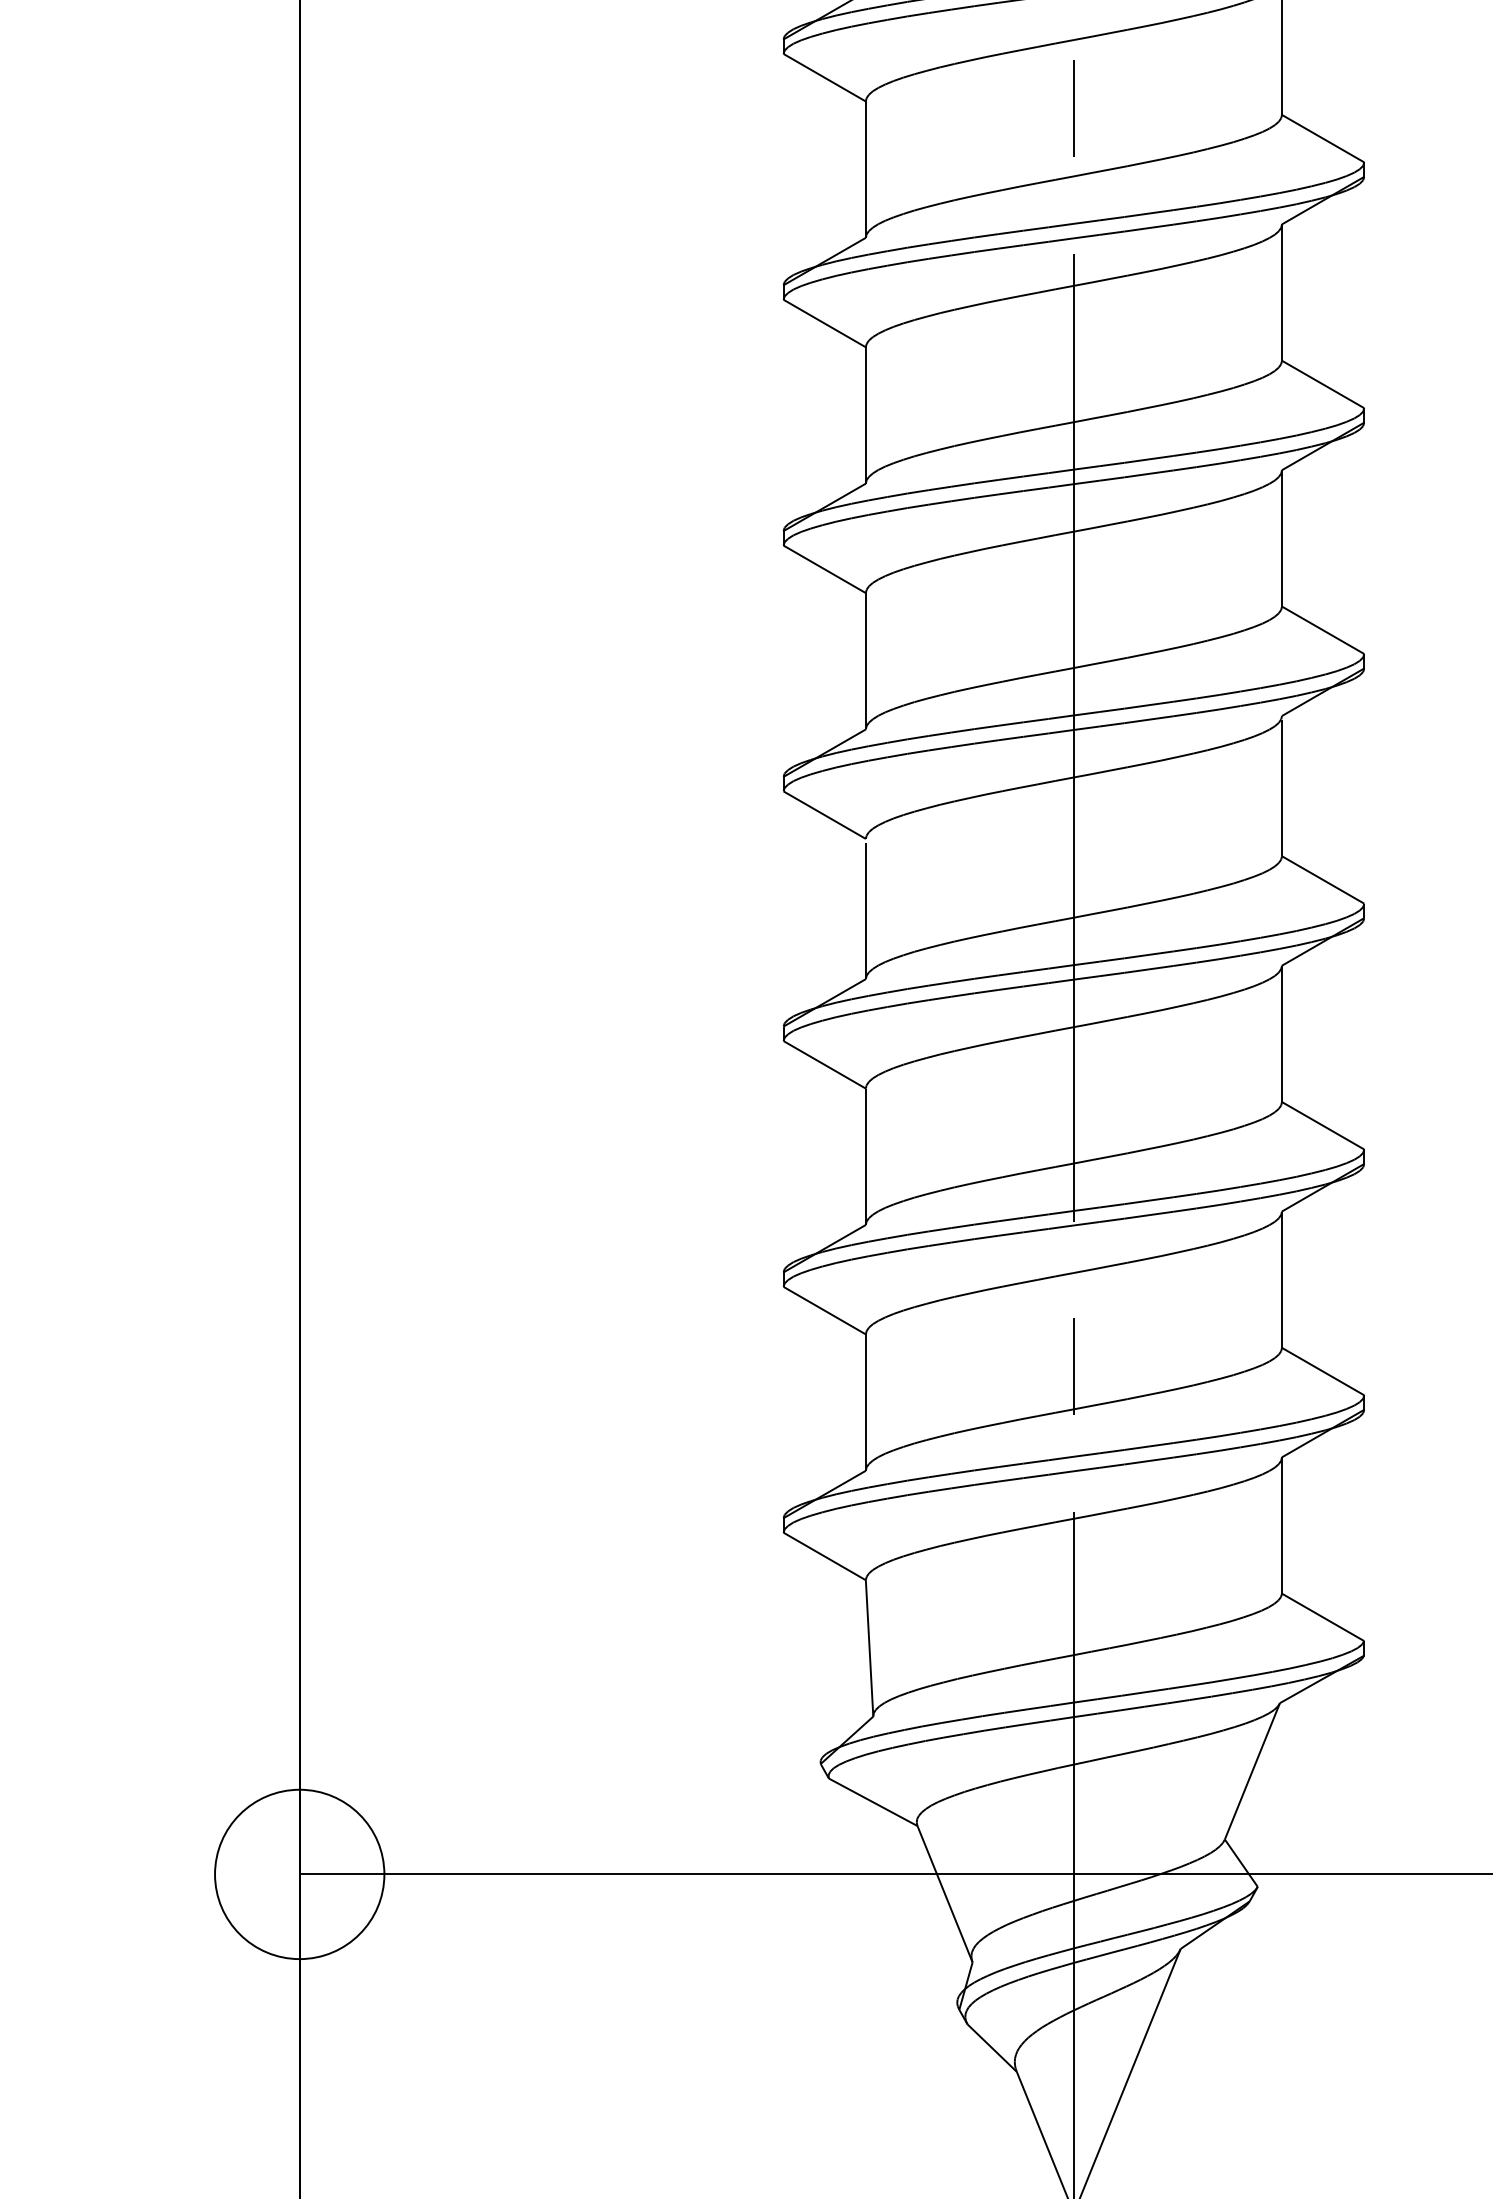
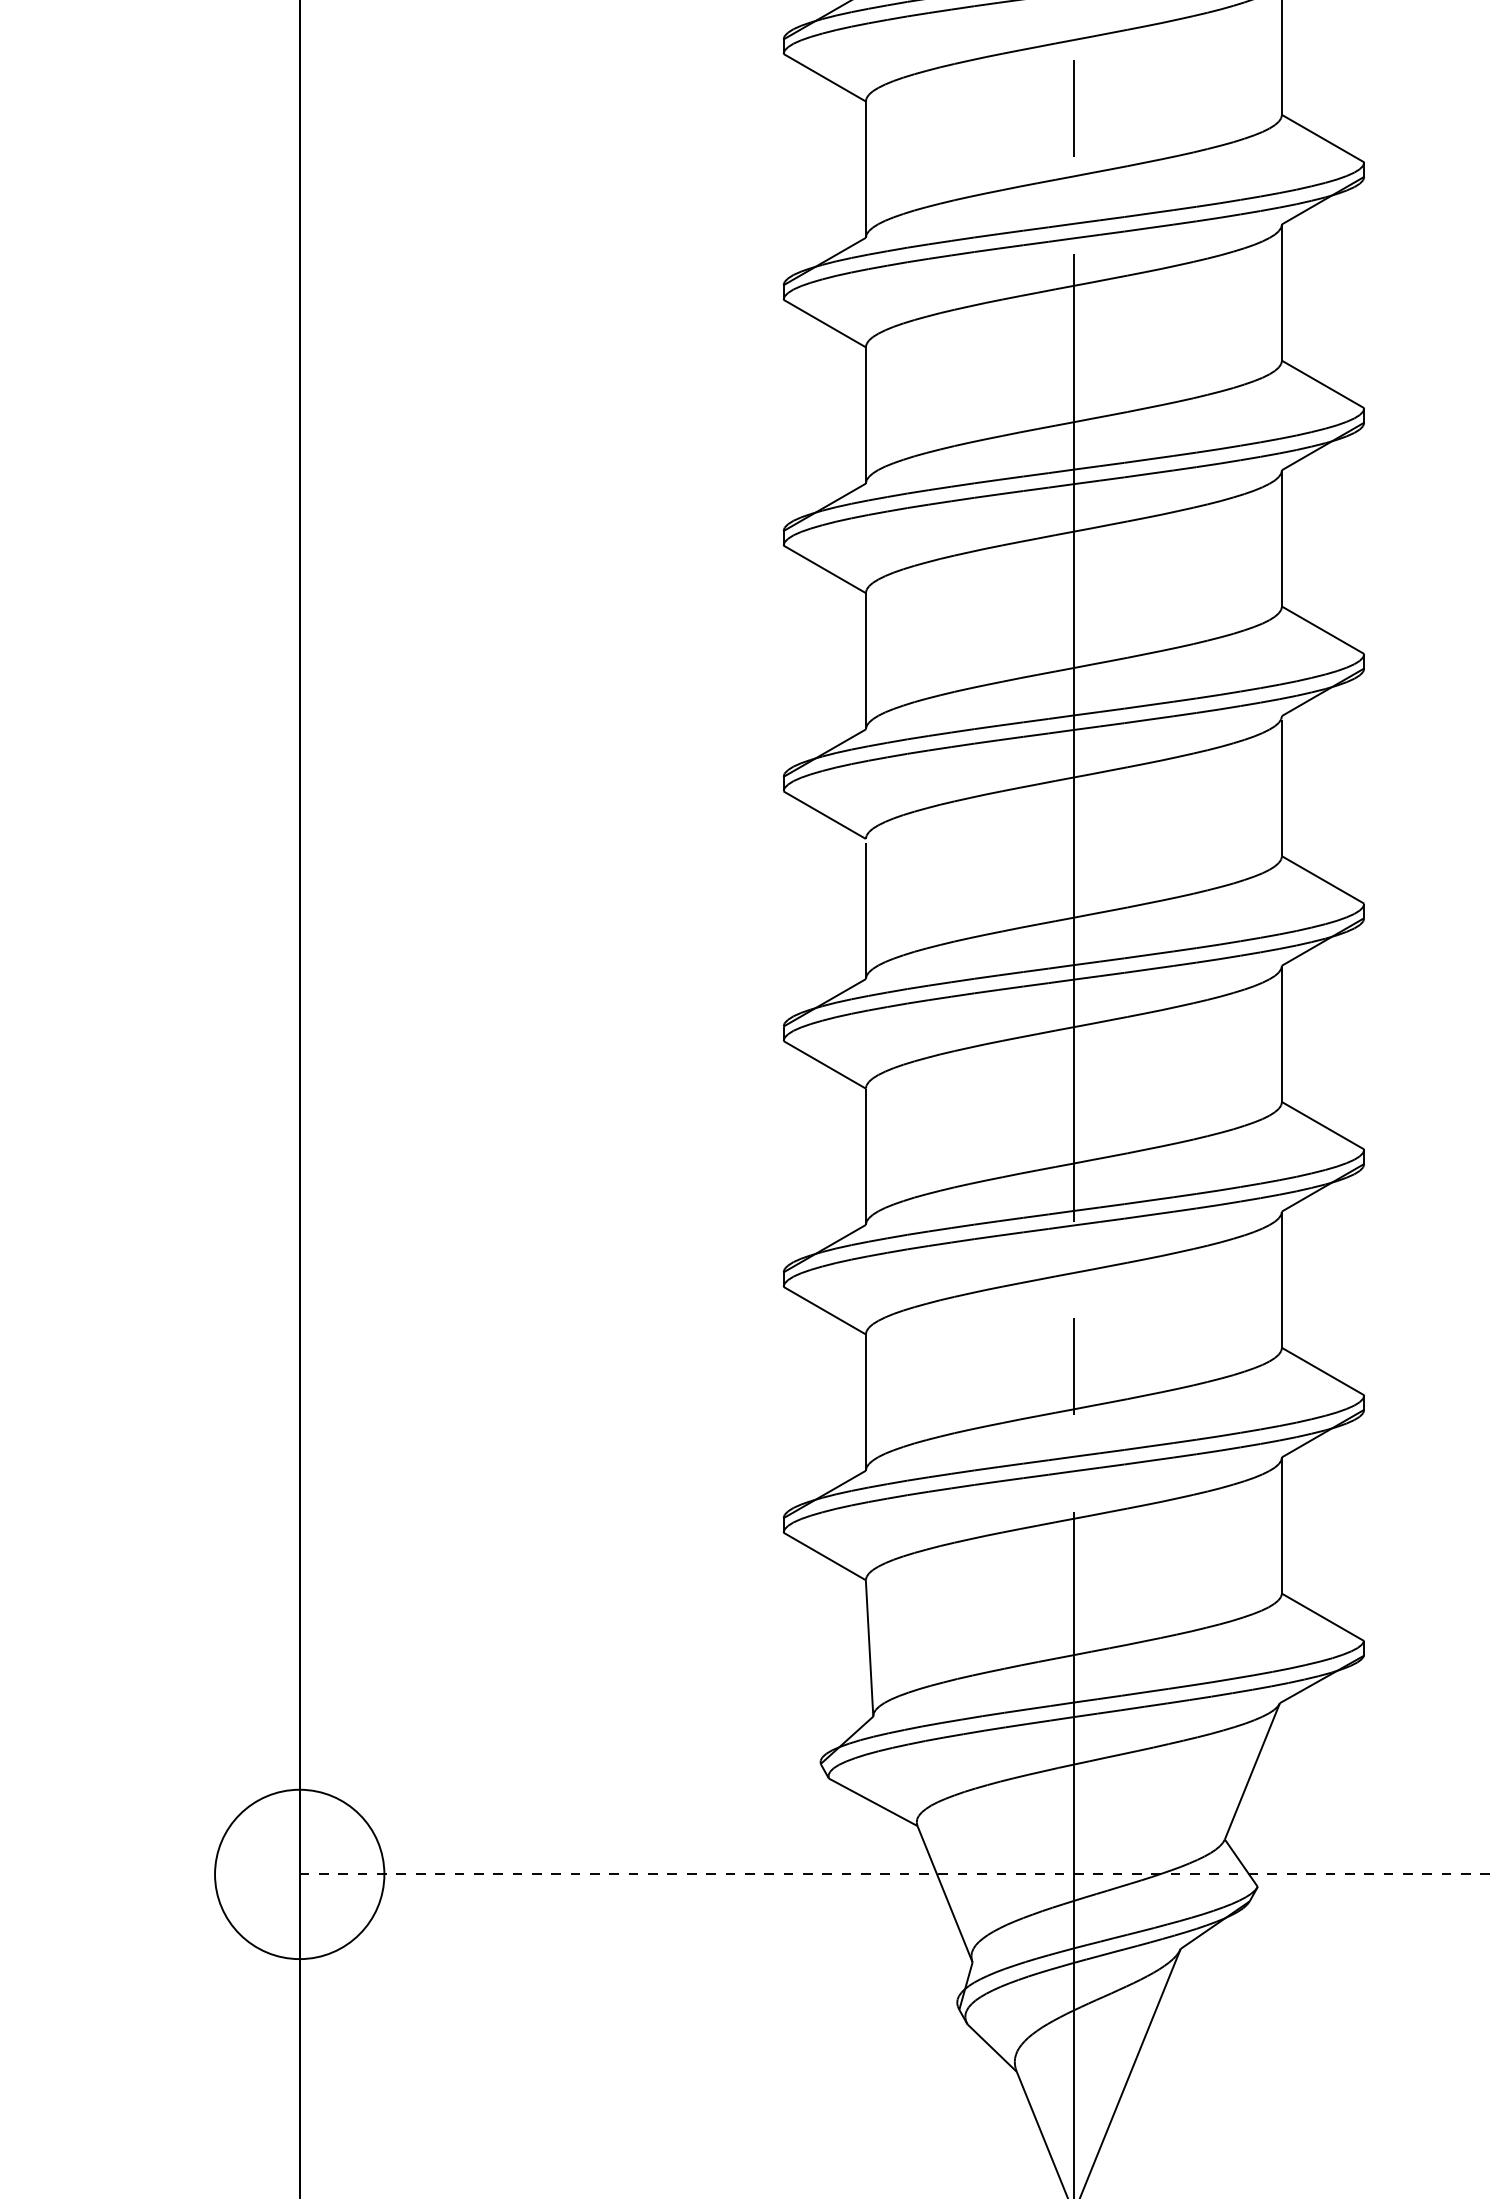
line: solid -> dashed (895, 1874)
